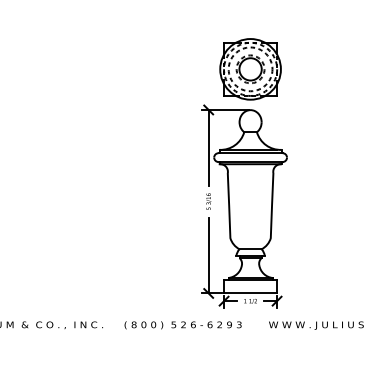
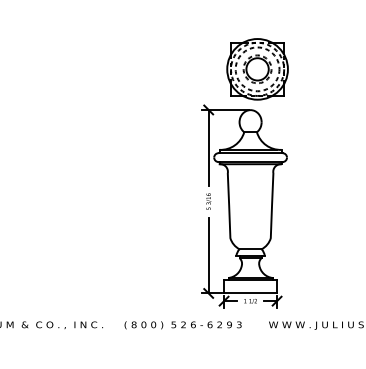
part position: (250, 69) -> (257, 69) (257, 69)
